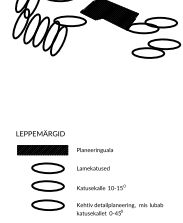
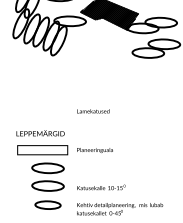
hatch: present -> none (42, 149)
text position: (93, 168) -> (93, 111) (93, 111)
part size: 34x12 px -> 28x10 px (47, 204)
